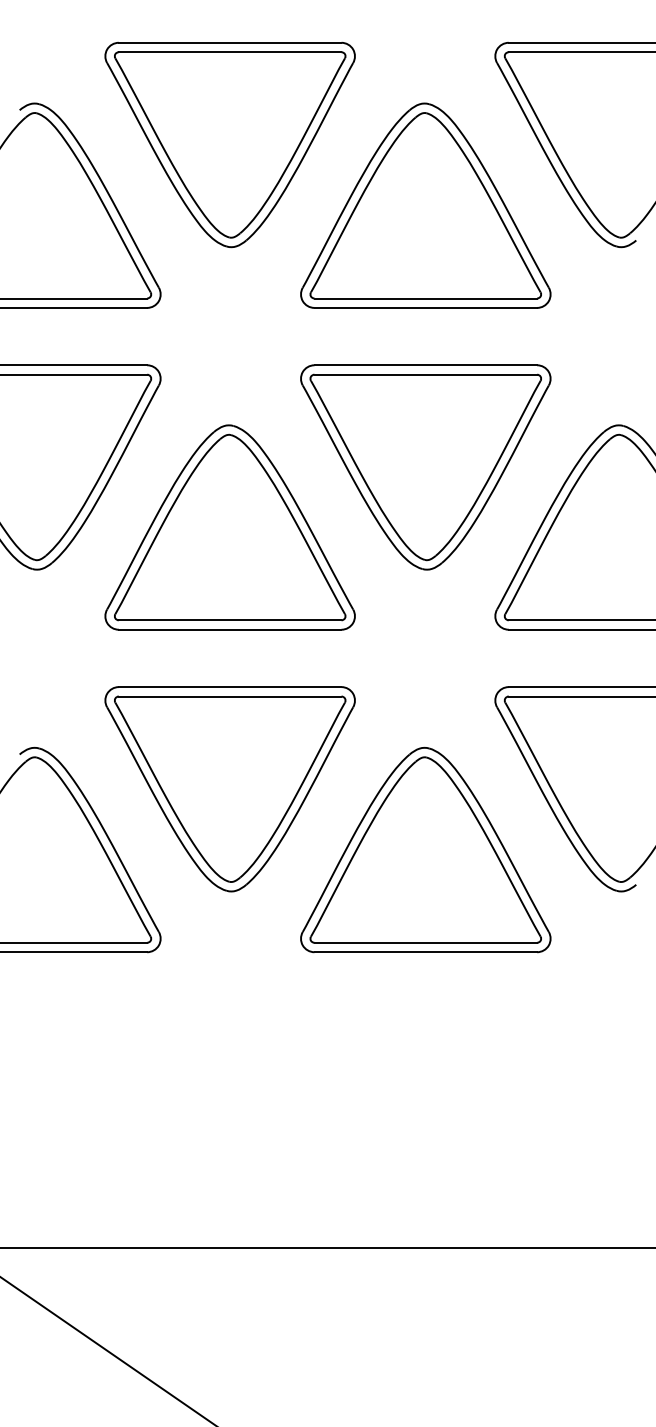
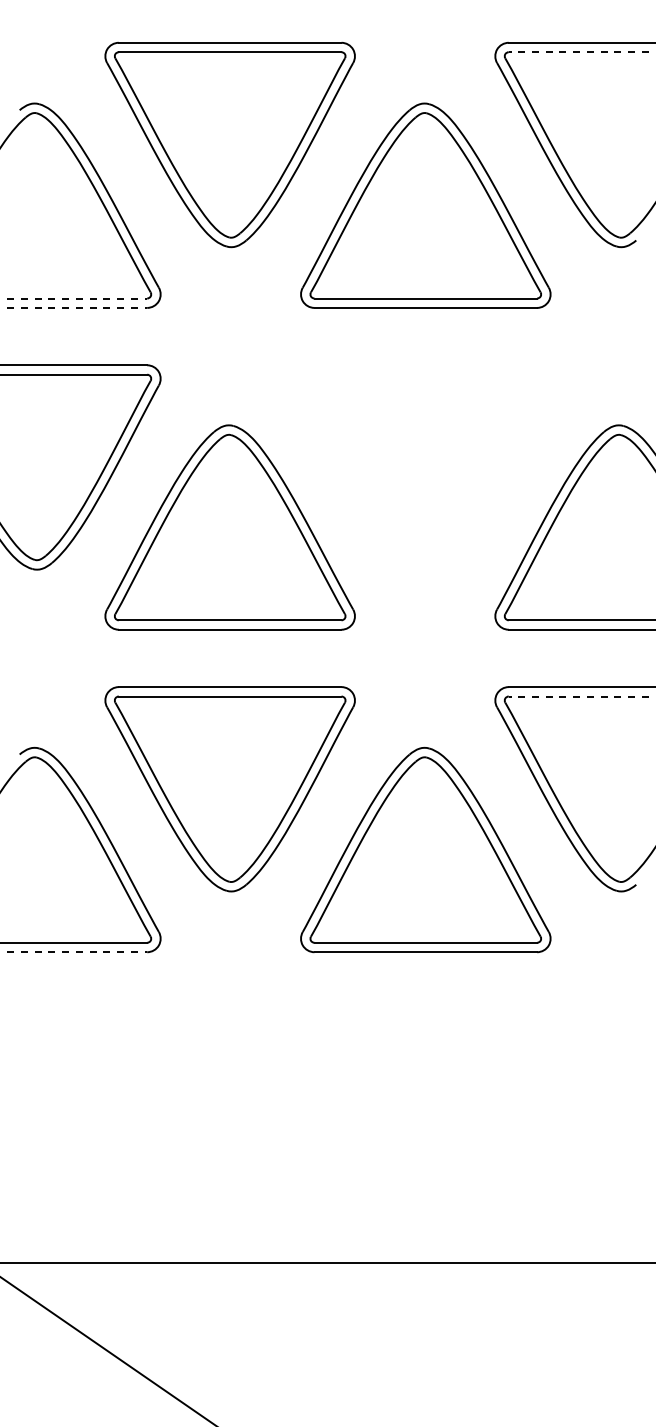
line: solid -> dashed (581, 52)
line: solid -> dashed (74, 298)
line: solid -> dashed (74, 307)
part: present -> none (425, 467)
line: solid -> dashed (581, 696)
line: solid -> dashed (74, 952)
line position: (327, 1248) -> (327, 1263) (327, 1263)
